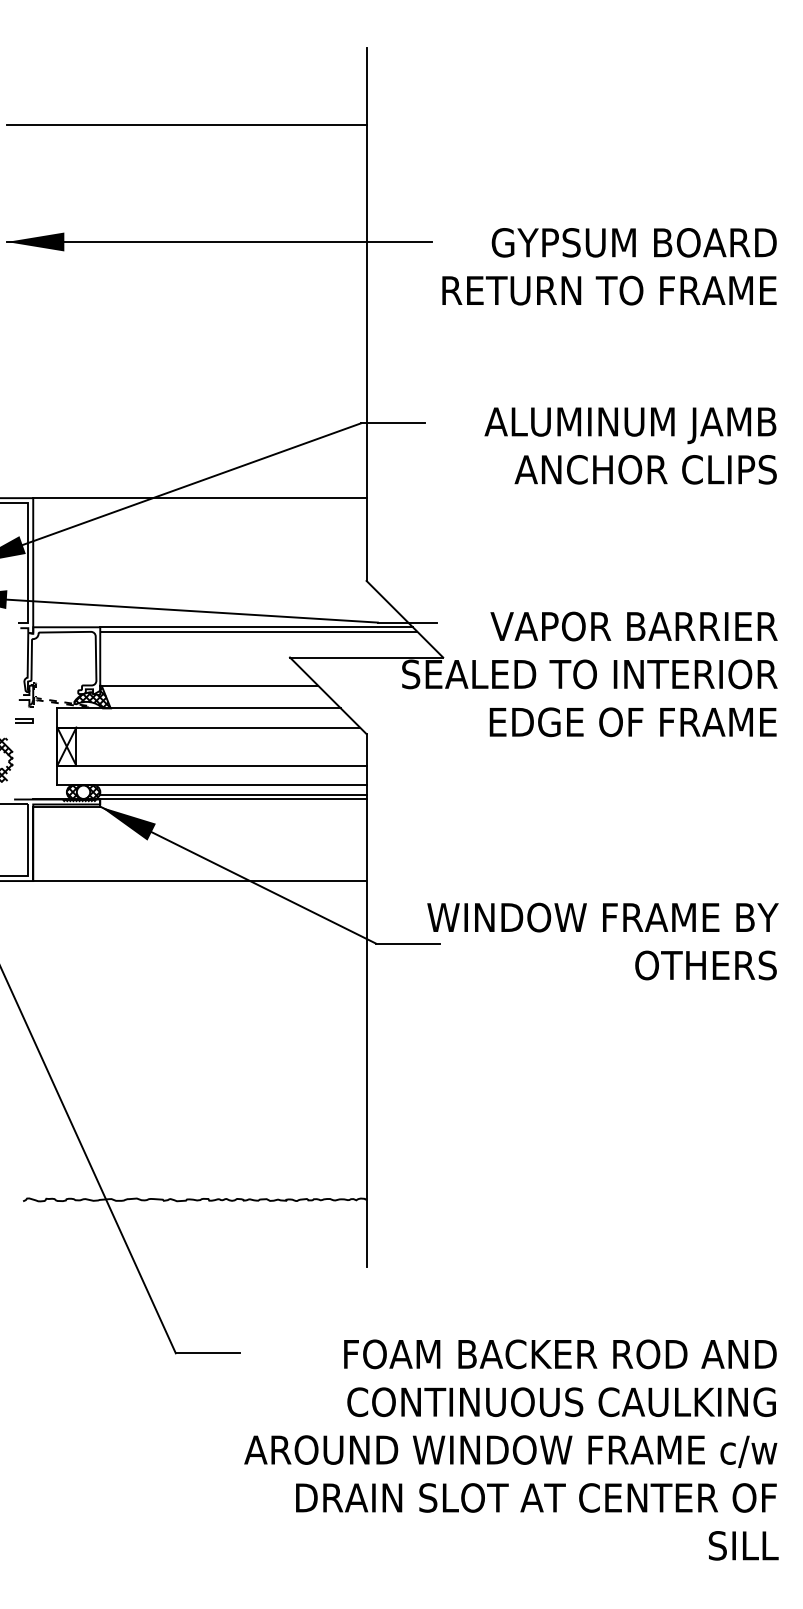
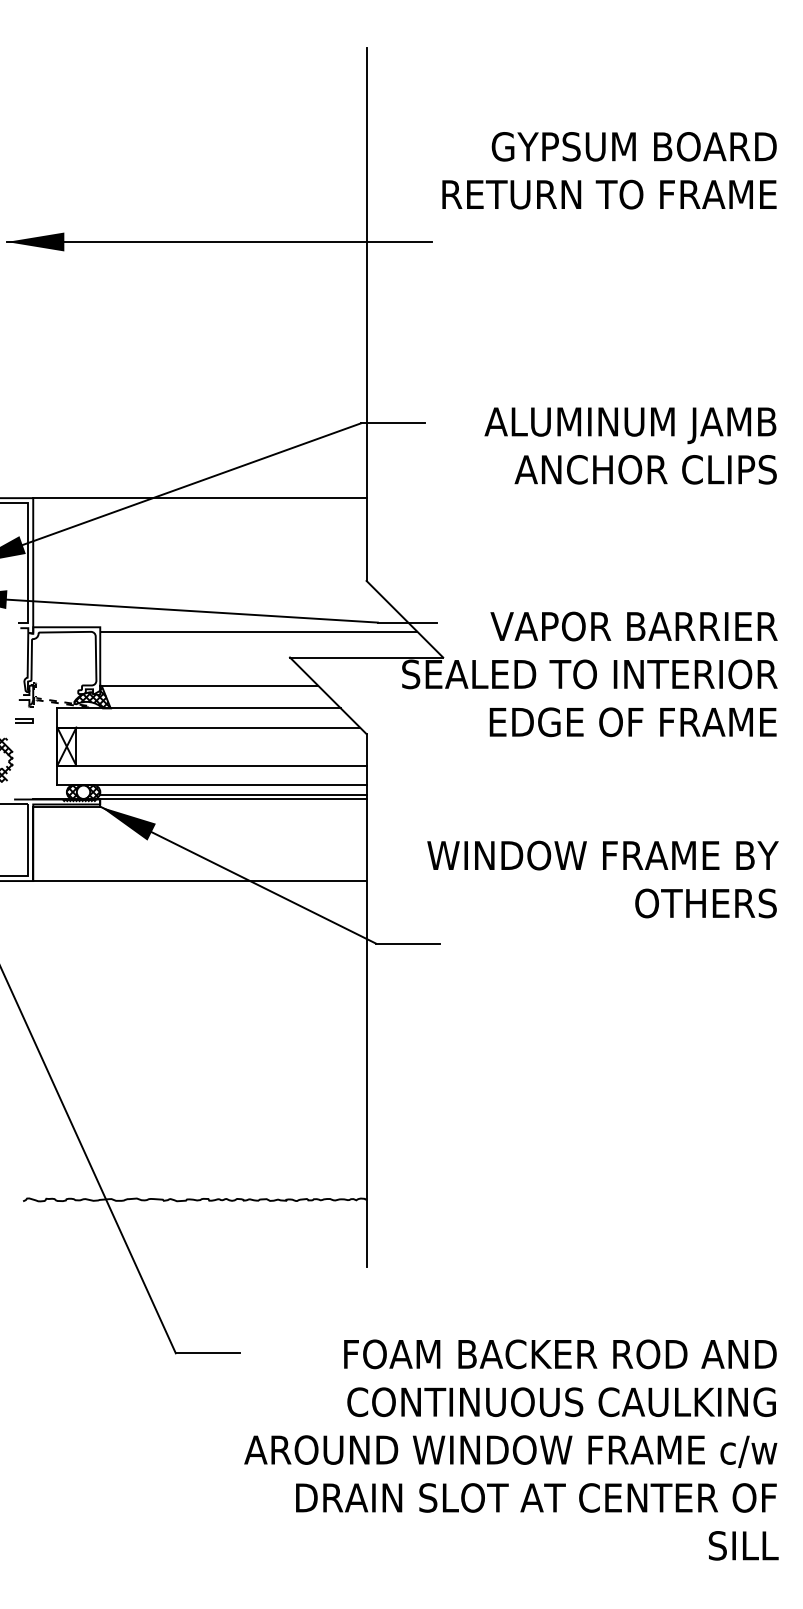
line: present -> none (186, 124)
text position: (609, 266) -> (609, 170) (609, 170)
line: present -> none (256, 627)
text position: (602, 941) -> (602, 879) (602, 879)
